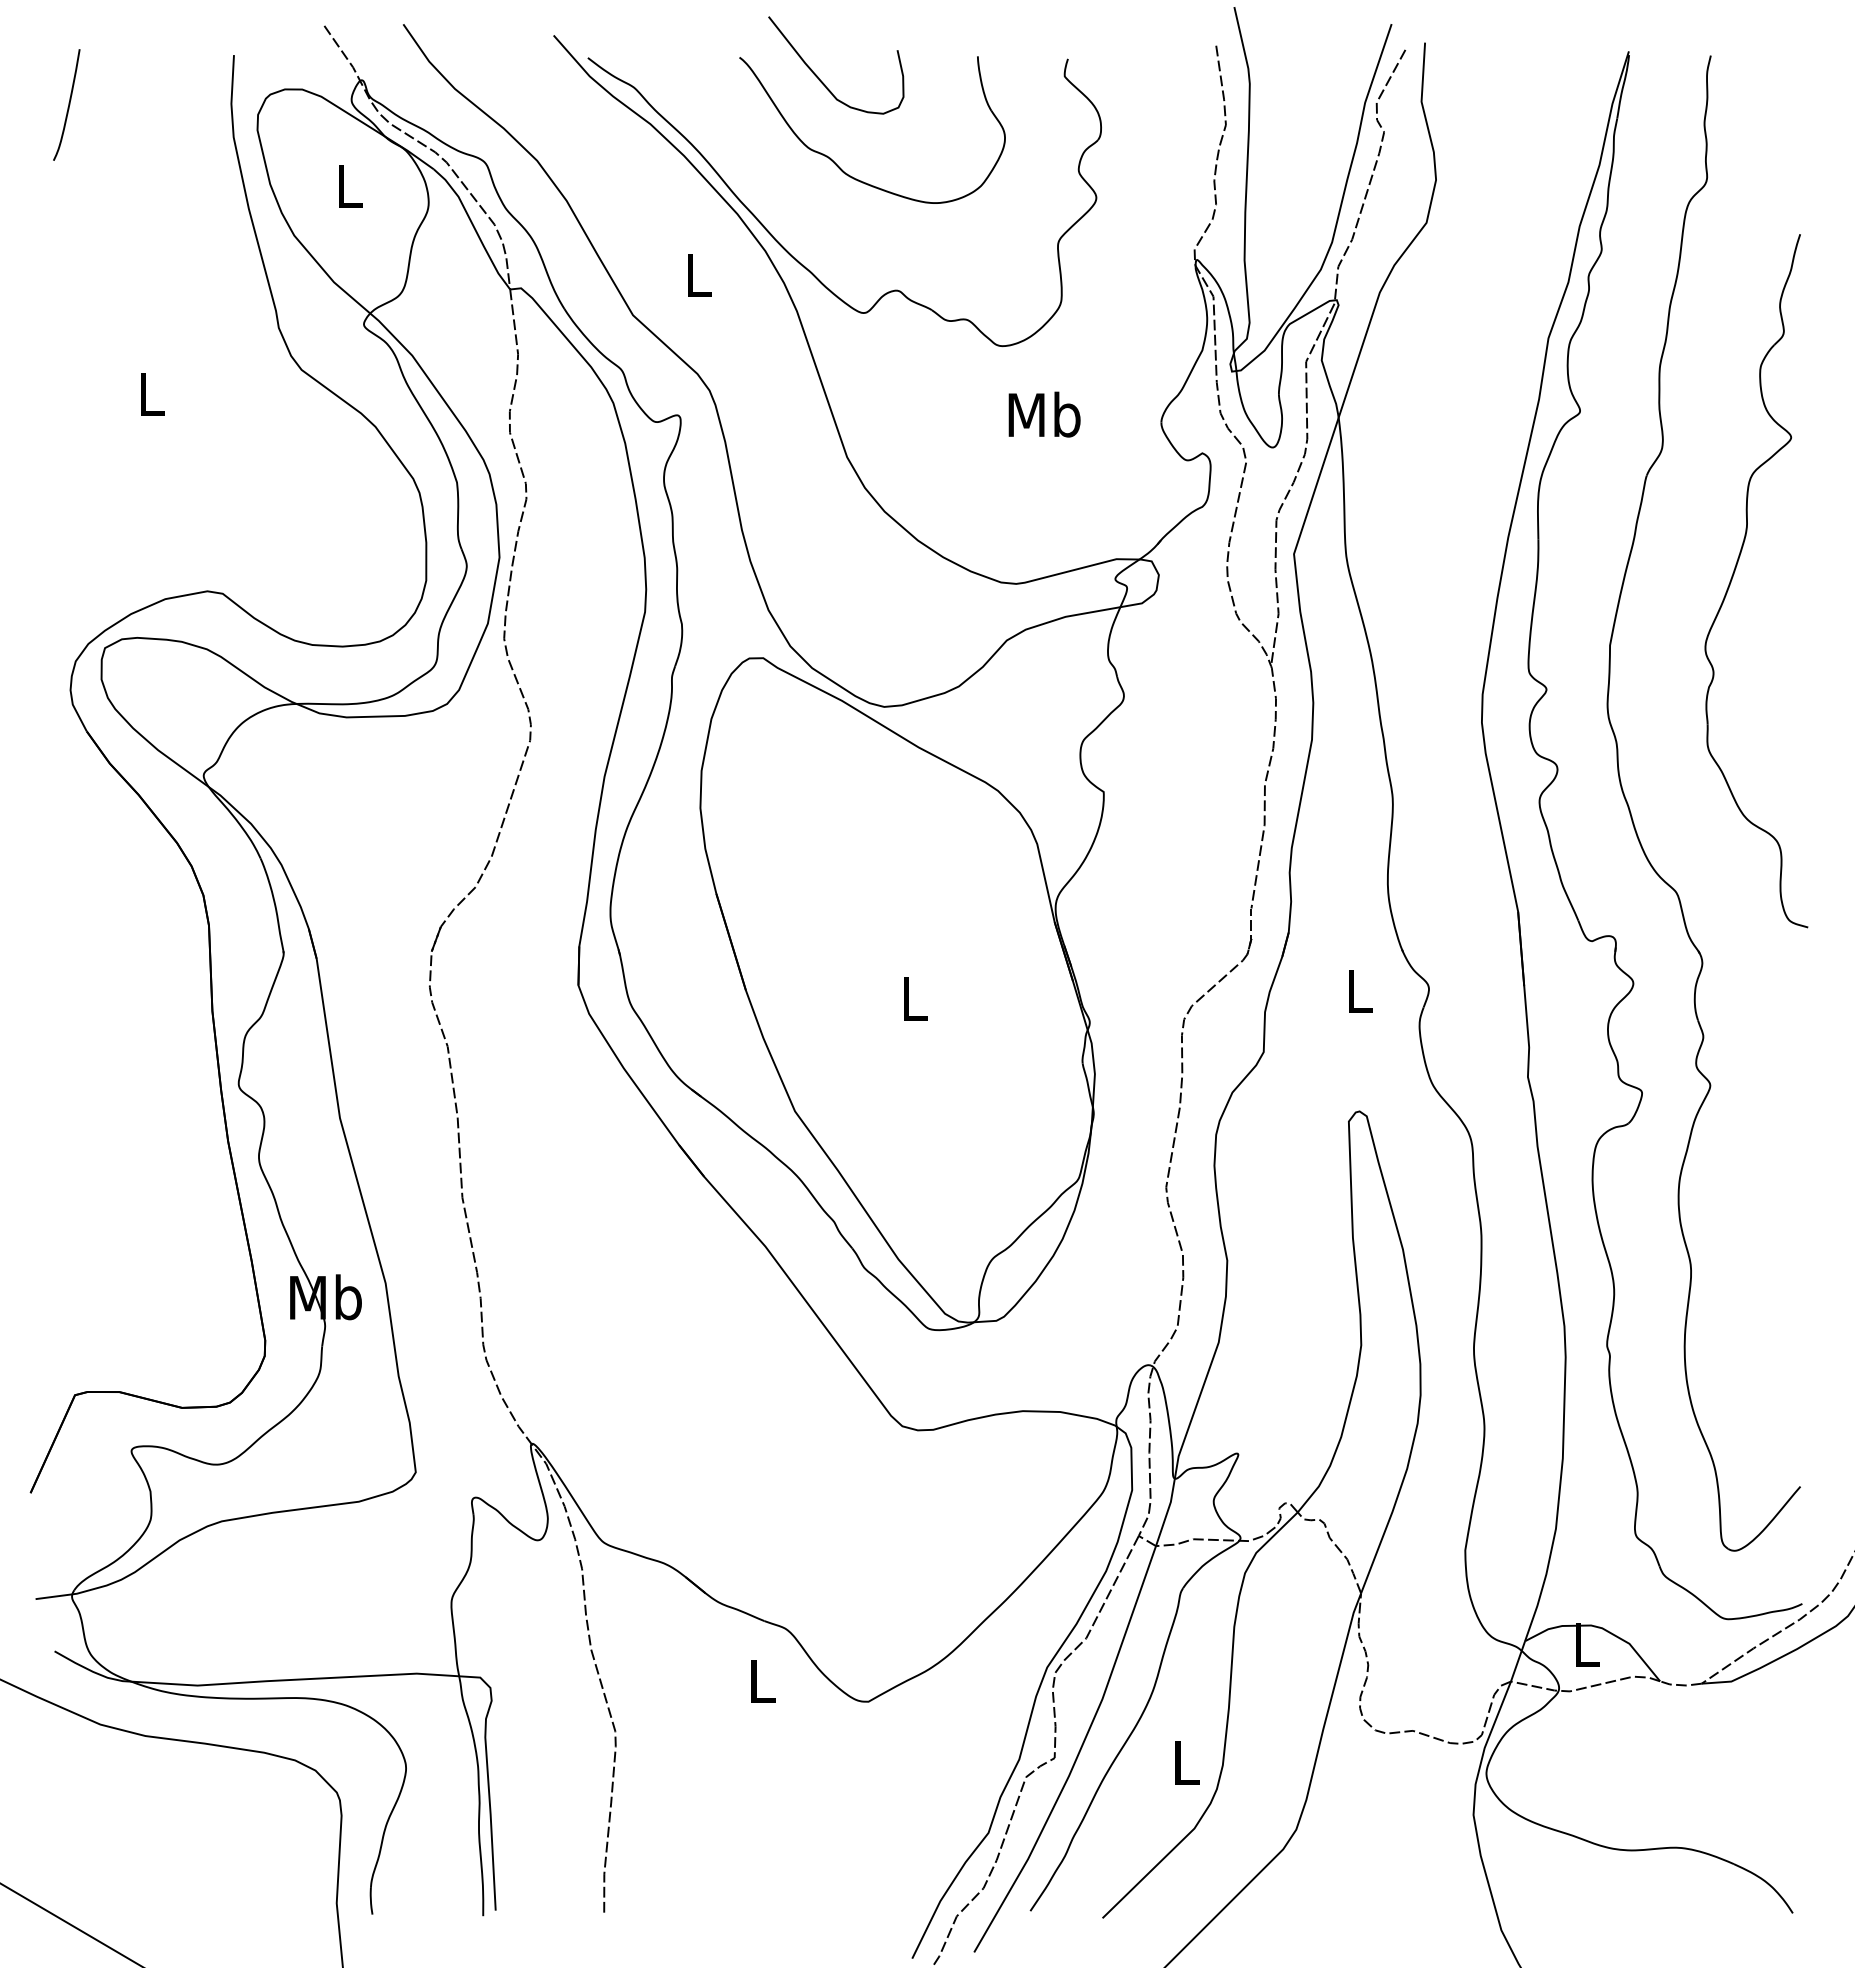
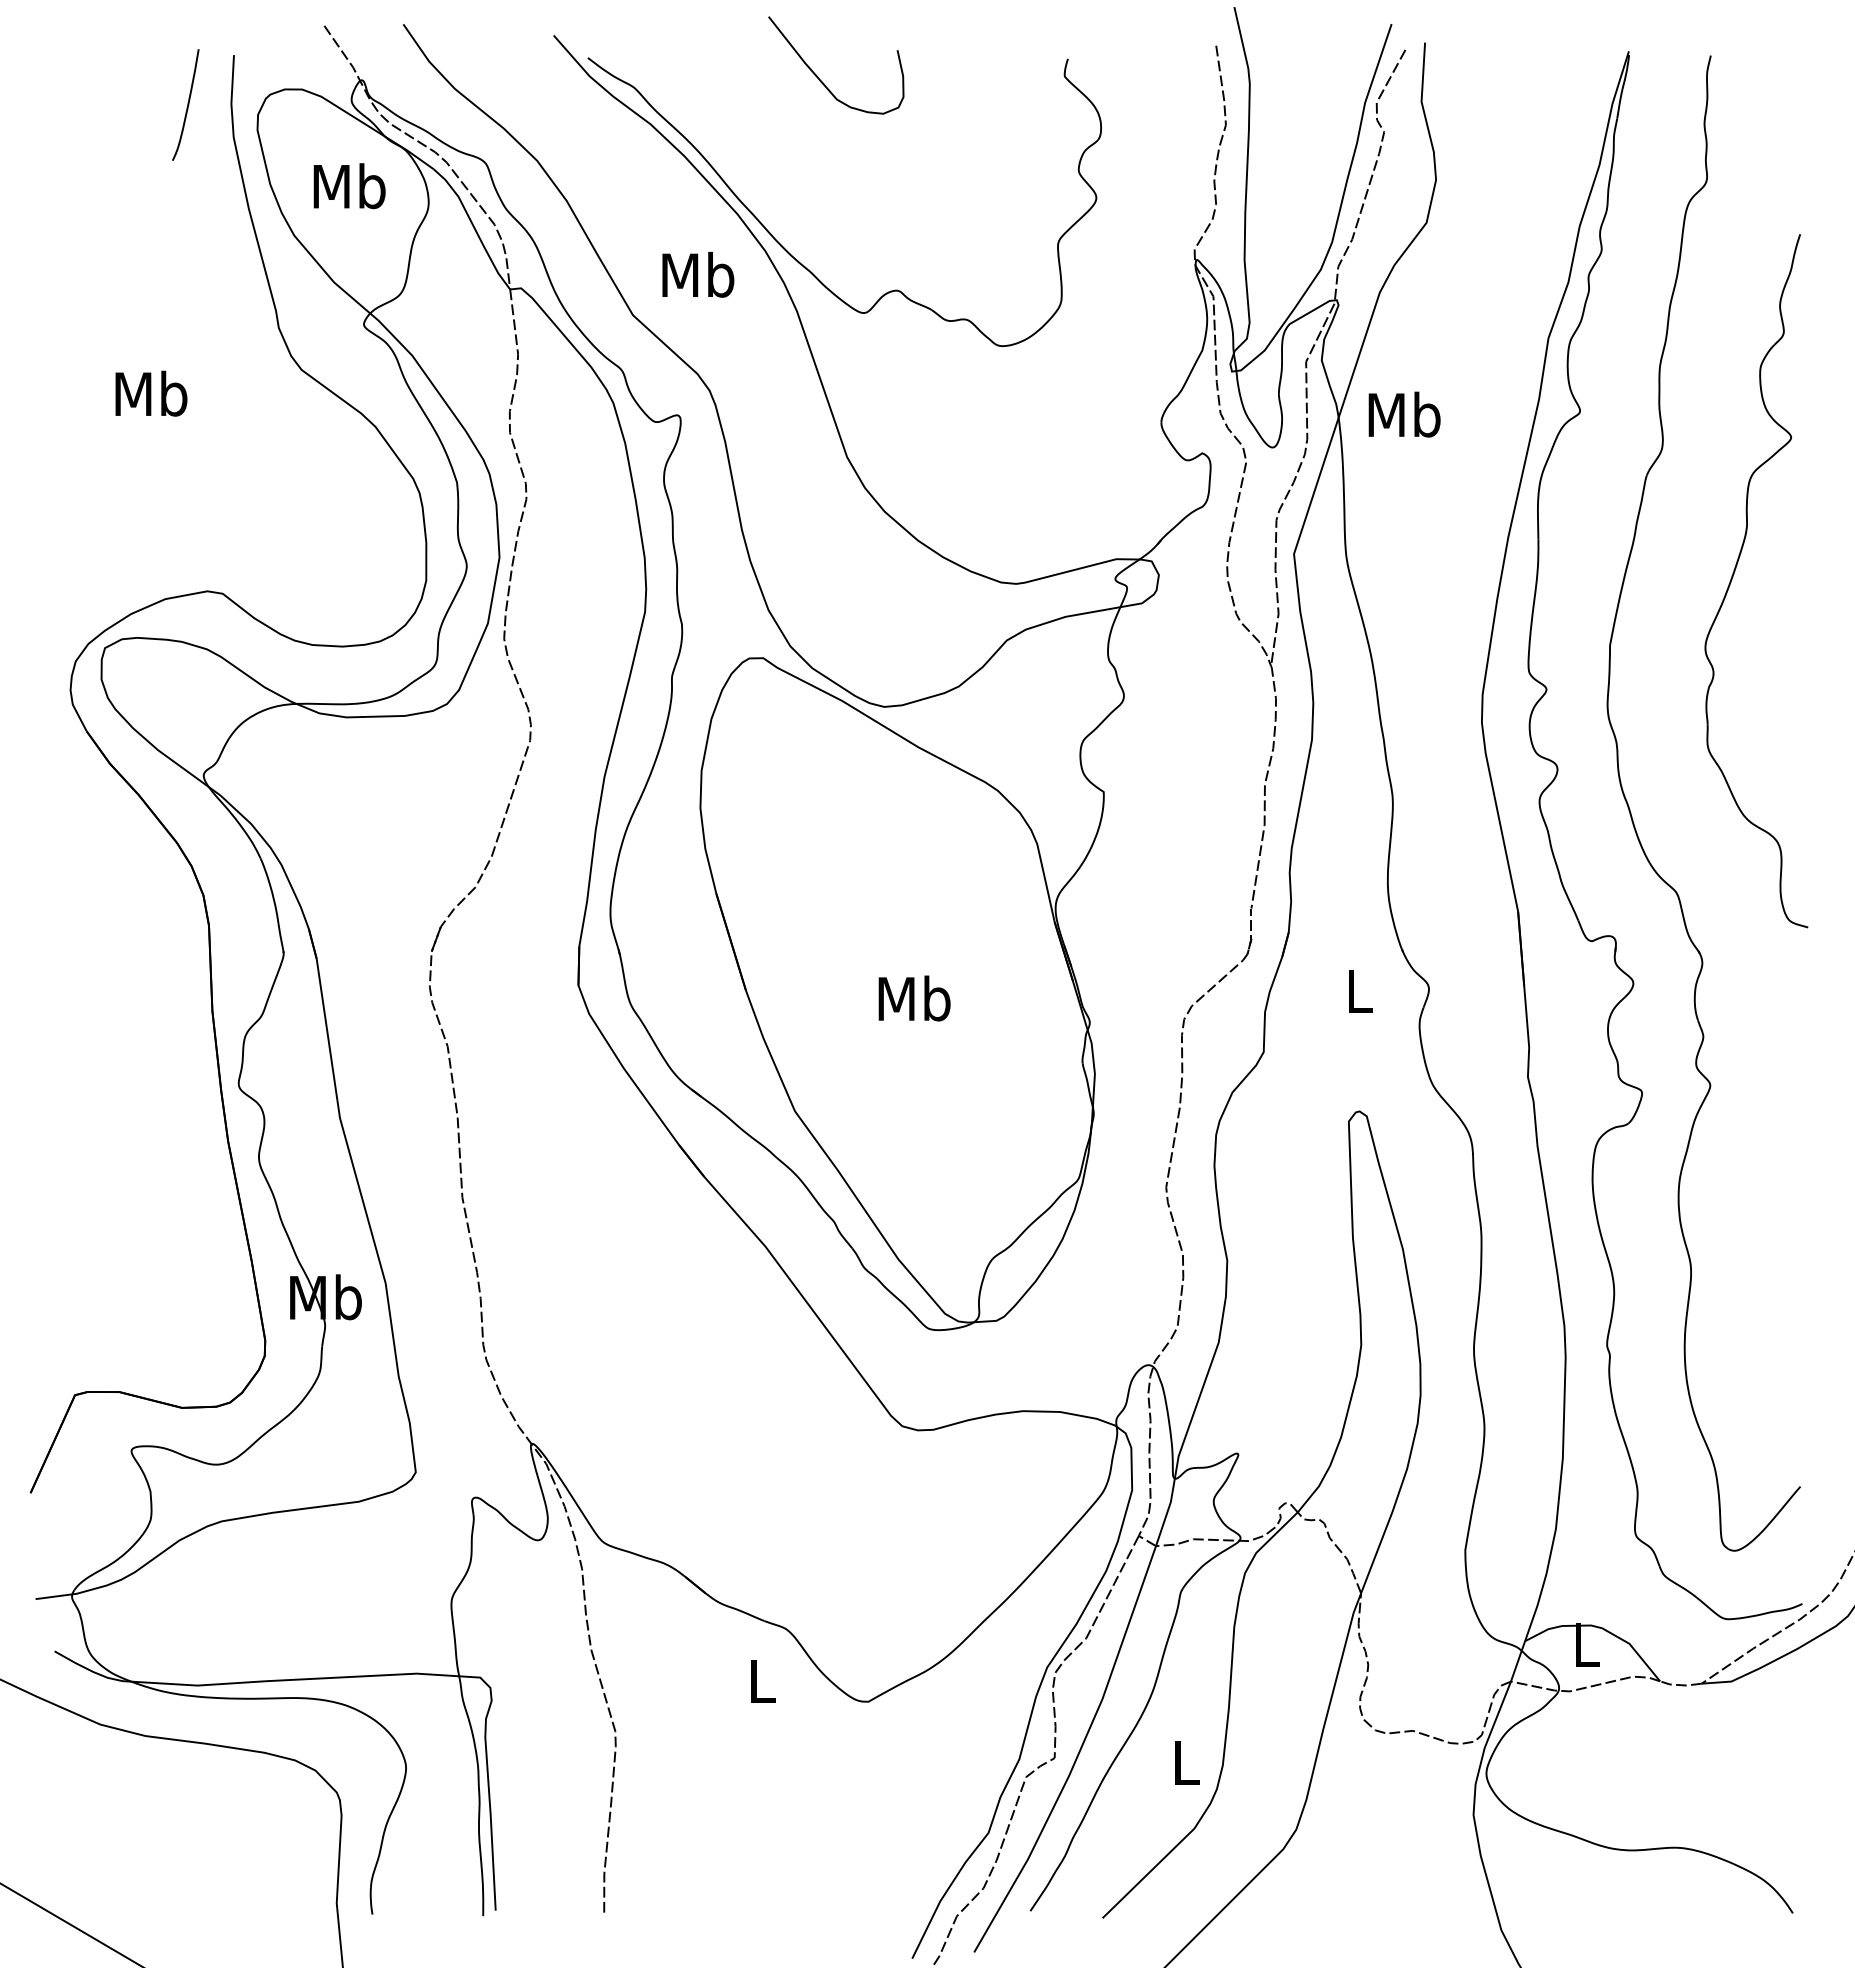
curve position: (68, 104) -> (187, 104) (187, 104)
part: present -> none (837, 164)
text: L -> Mb (349, 186)
text: L -> Mb (698, 274)
text: L -> Mb (151, 393)
text position: (1044, 414) -> (1404, 414) (1404, 414)
text: L -> Mb (914, 998)
